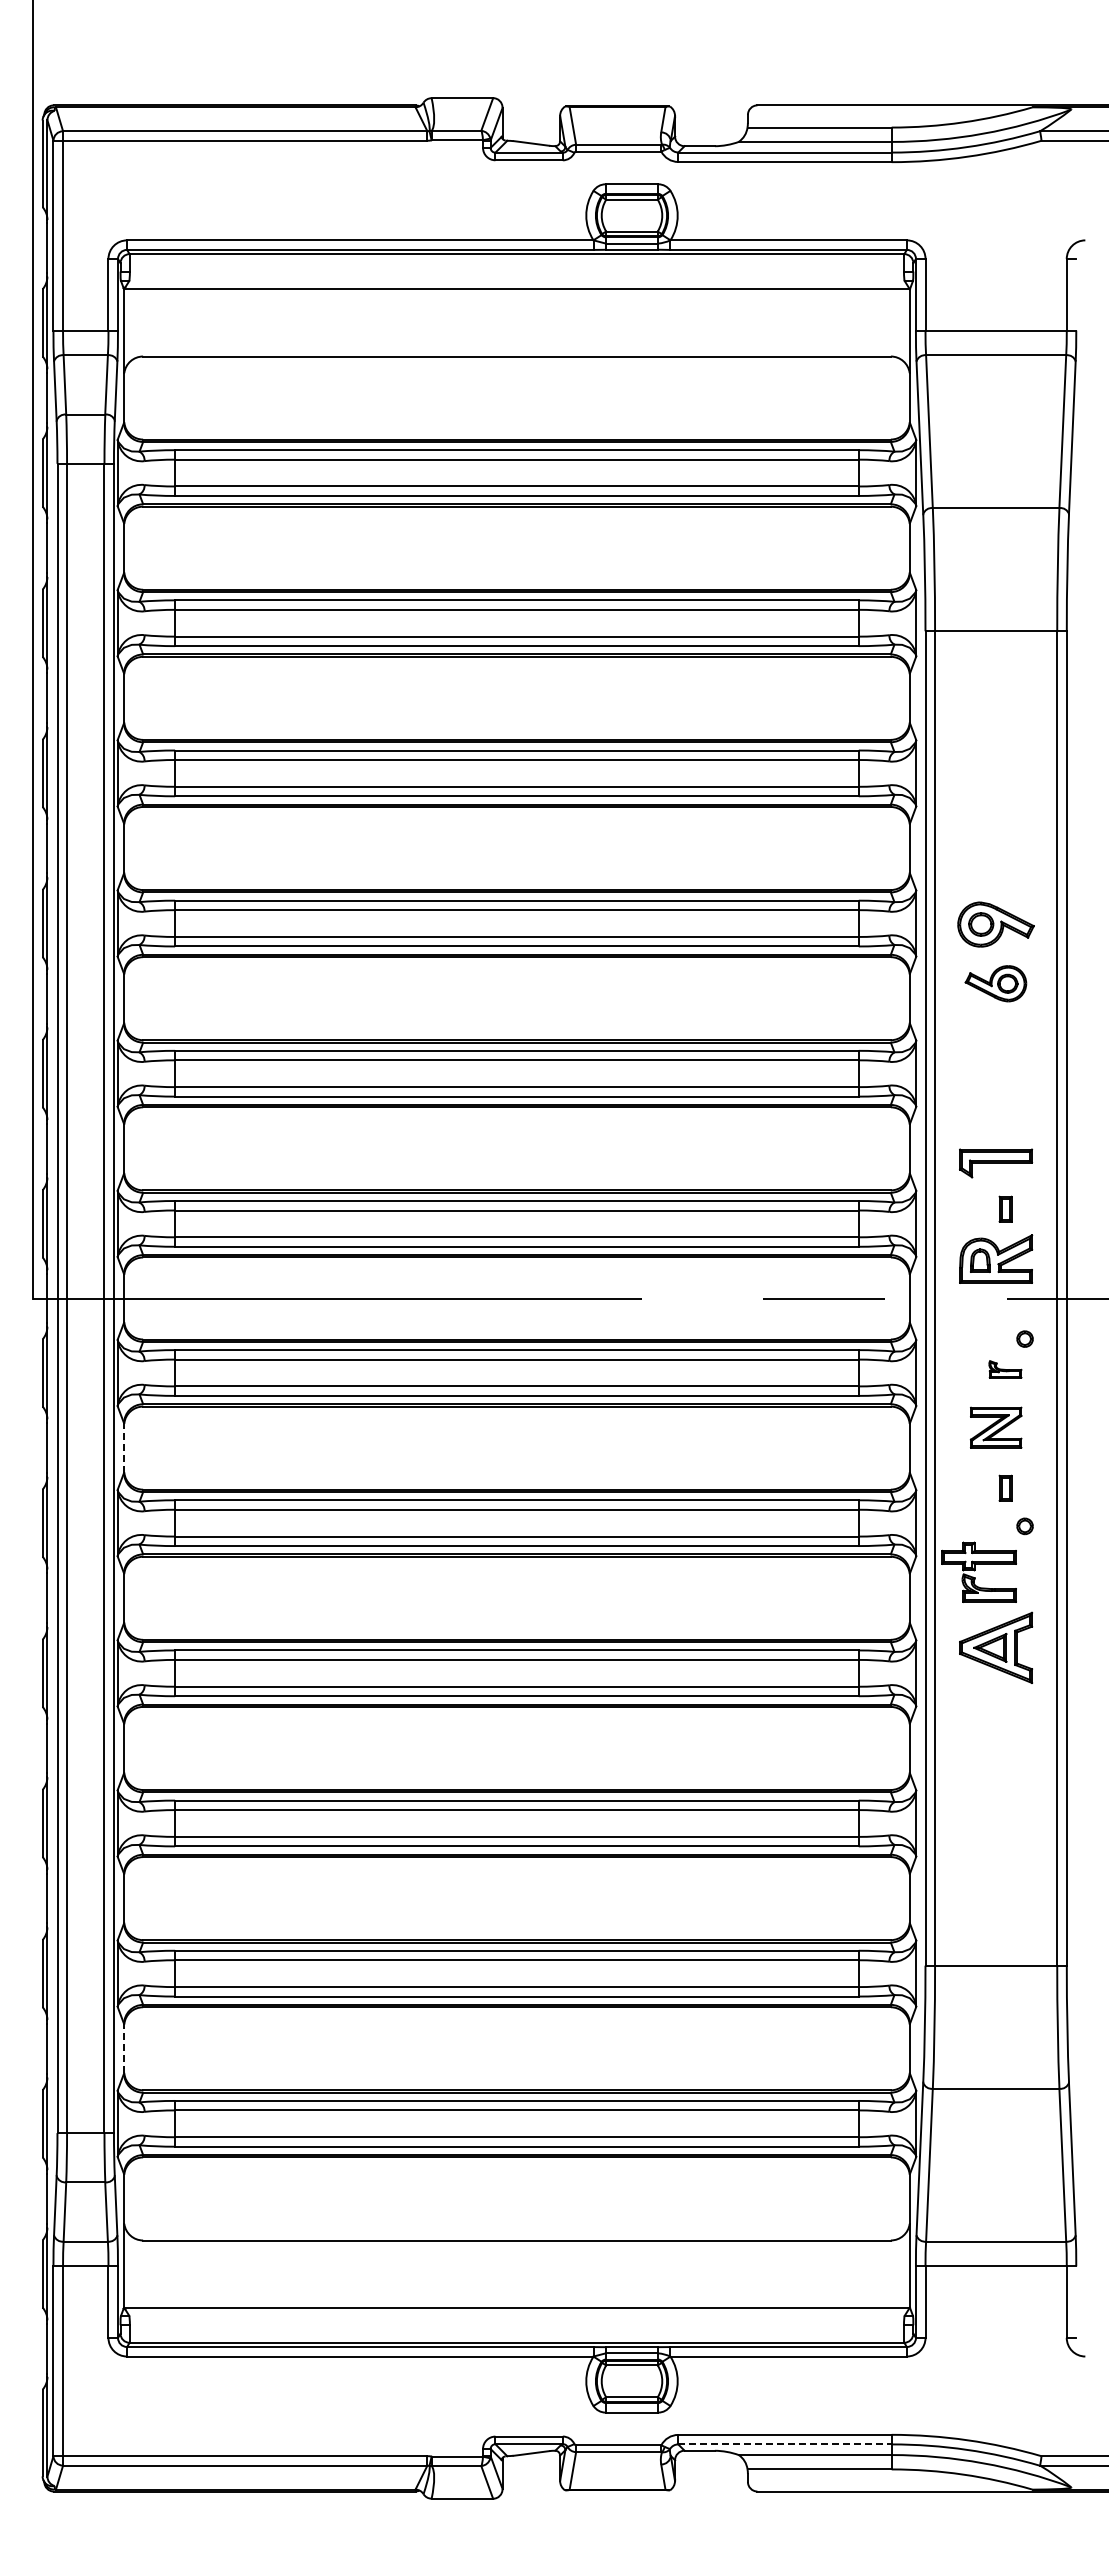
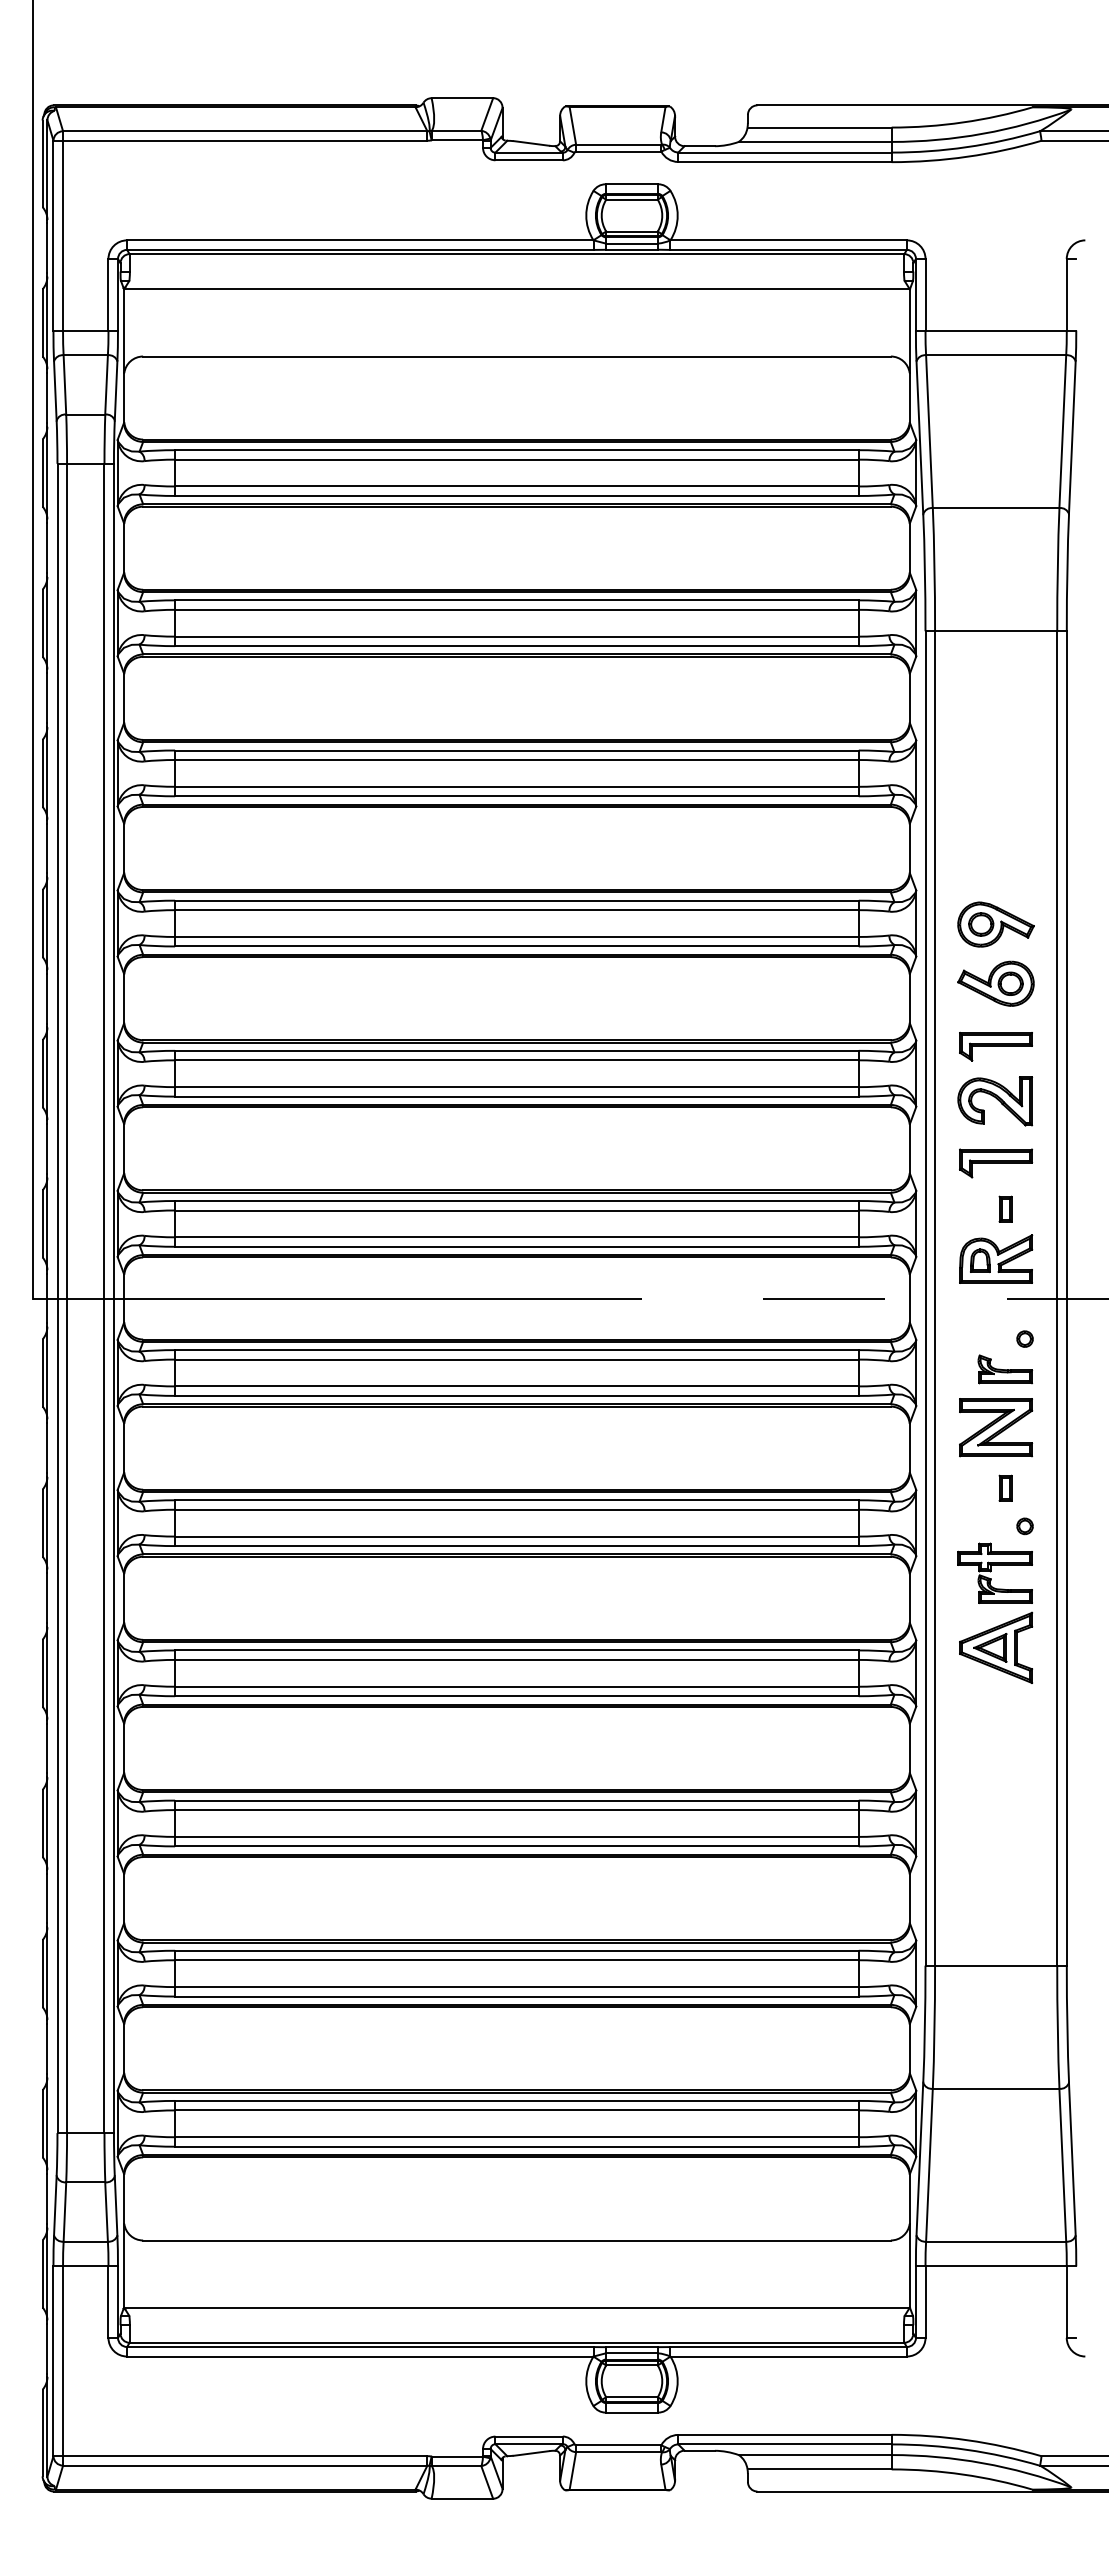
part size: 64x38 px -> 78x47 px (995, 983)
part: none -> present (995, 1046)
part: none -> present (995, 1101)
part size: 35x19 px -> 57x31 px (1005, 1369)
part size: 54x43 px -> 75x60 px (996, 1427)
line: dashed -> solid (124, 1448)
part position: (978, 1571) -> (994, 1572) (994, 1572)
line: dashed -> solid (124, 2048)
line: dashed -> solid (784, 2444)
